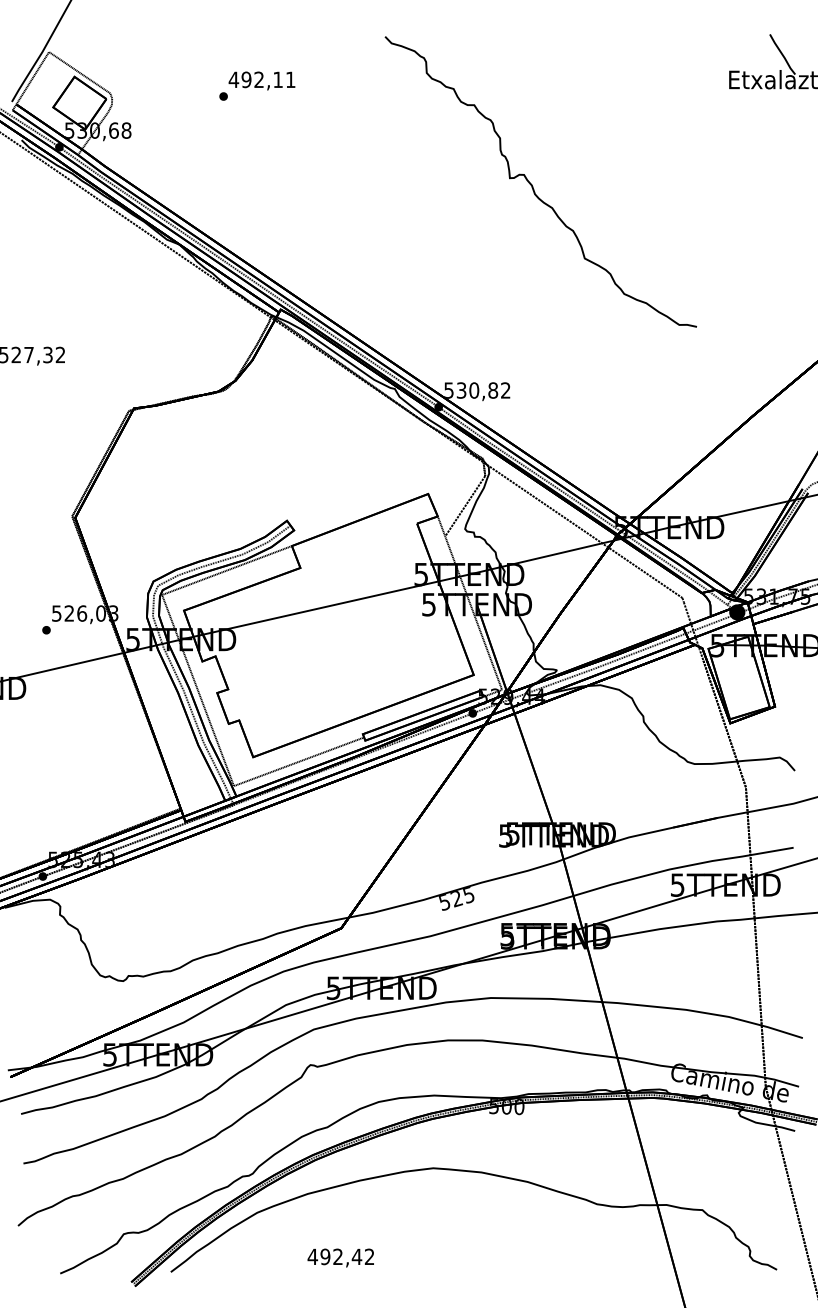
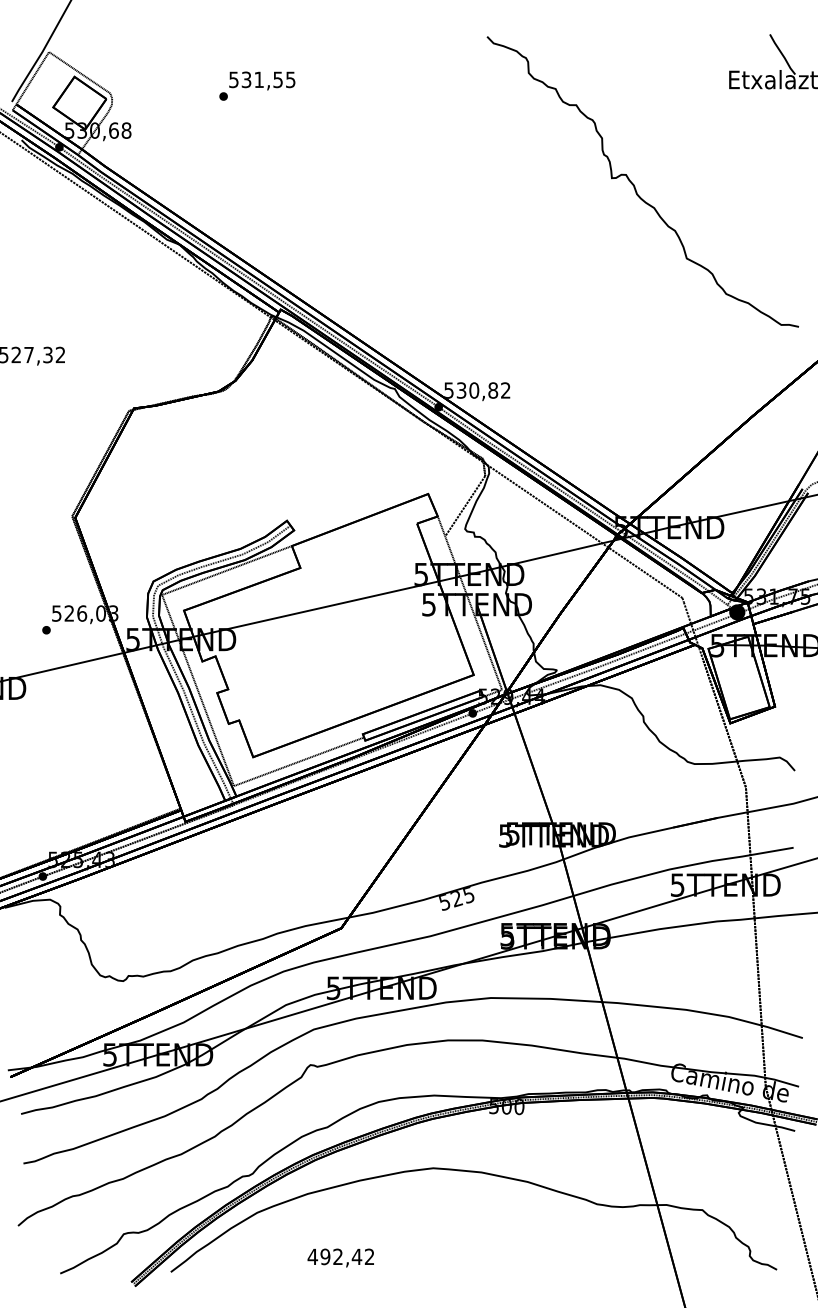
text: 492,11 -> 531,55 (261, 79)
curve position: (532, 184) -> (634, 184) (634, 184)
